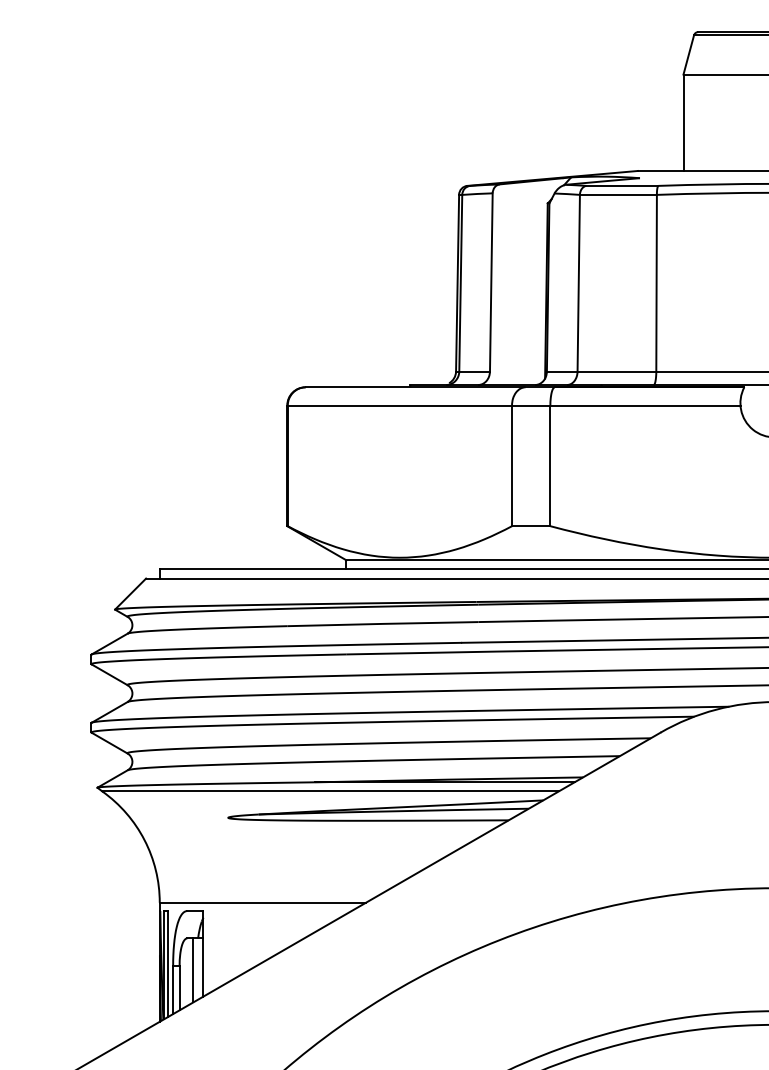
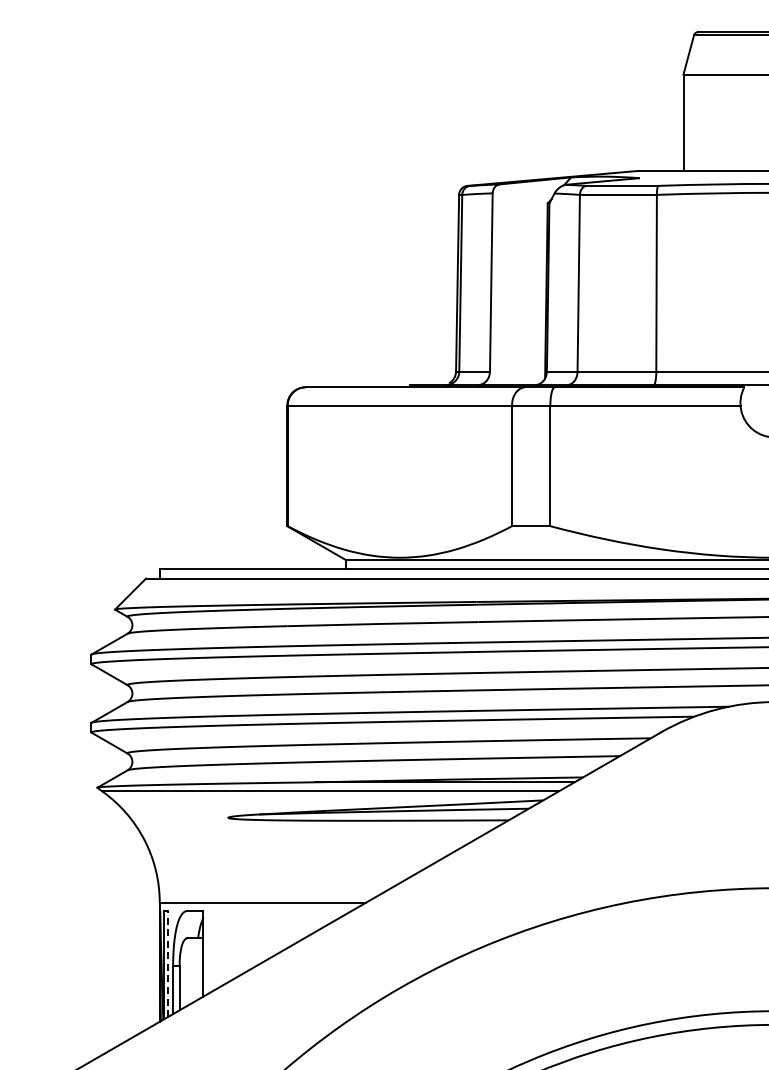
line: solid -> dashed (168, 963)
line: present -> none (193, 970)
